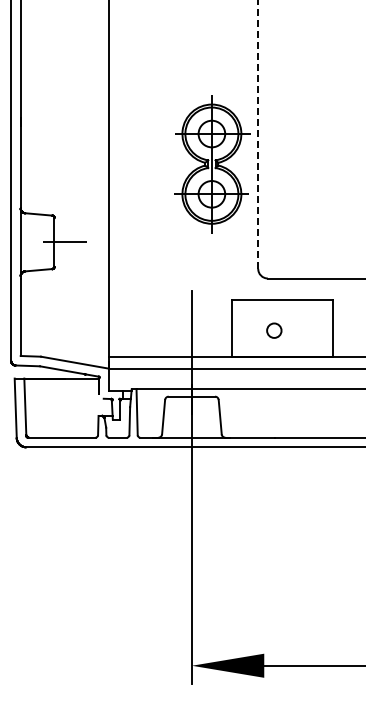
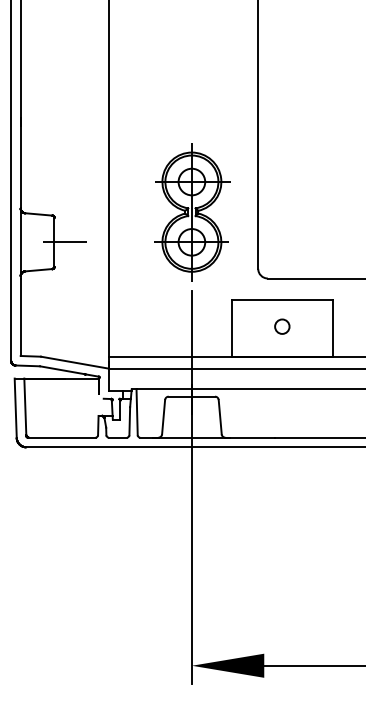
line: dashed -> solid (258, 134)
part position: (212, 164) -> (192, 212) (192, 212)
circle position: (274, 330) -> (282, 326) (282, 326)
